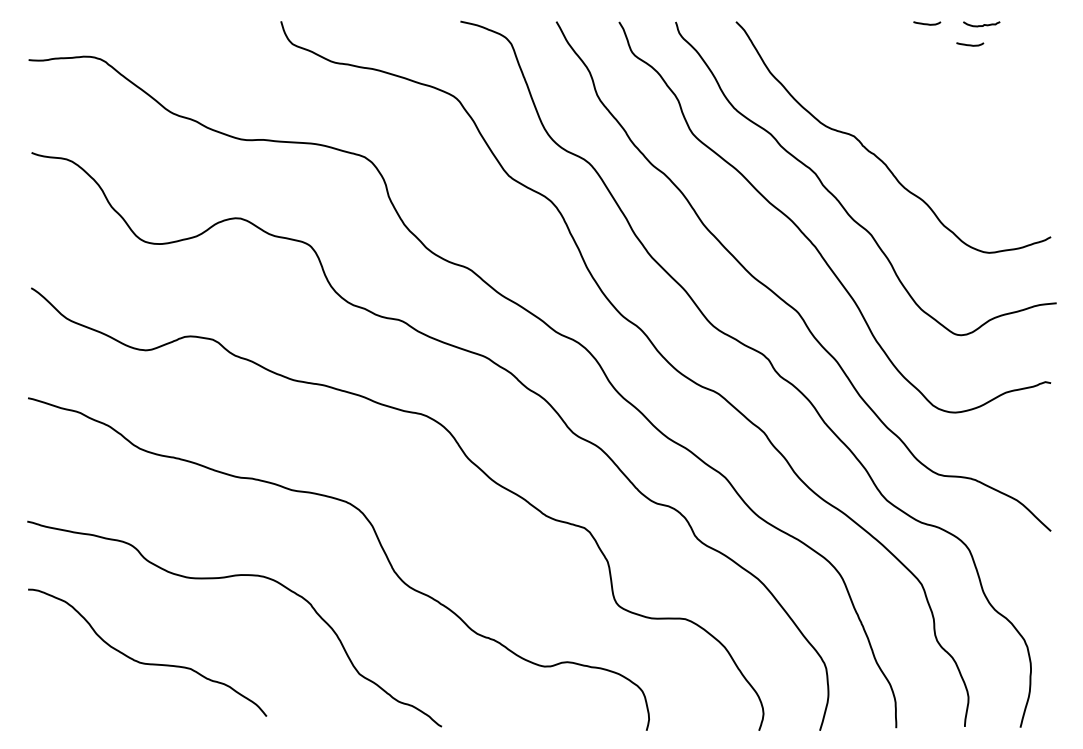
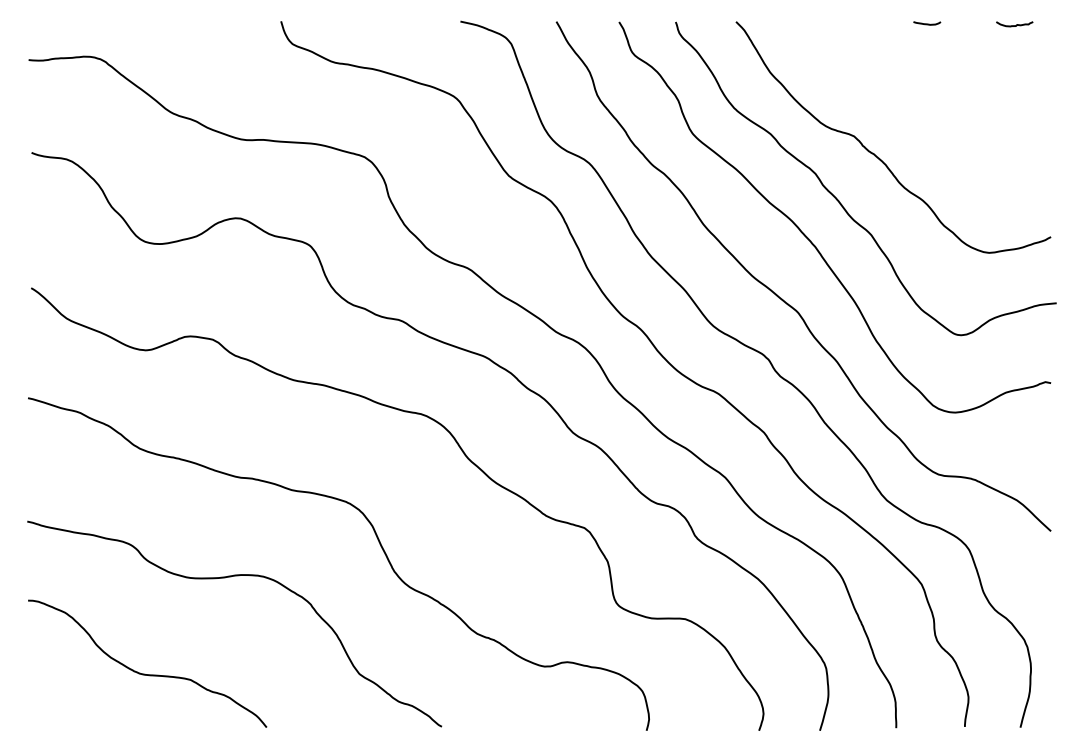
curve position: (981, 25) -> (1014, 25) (1014, 25)
curve: present -> none (970, 44)
curve position: (144, 662) -> (144, 673) (144, 673)
